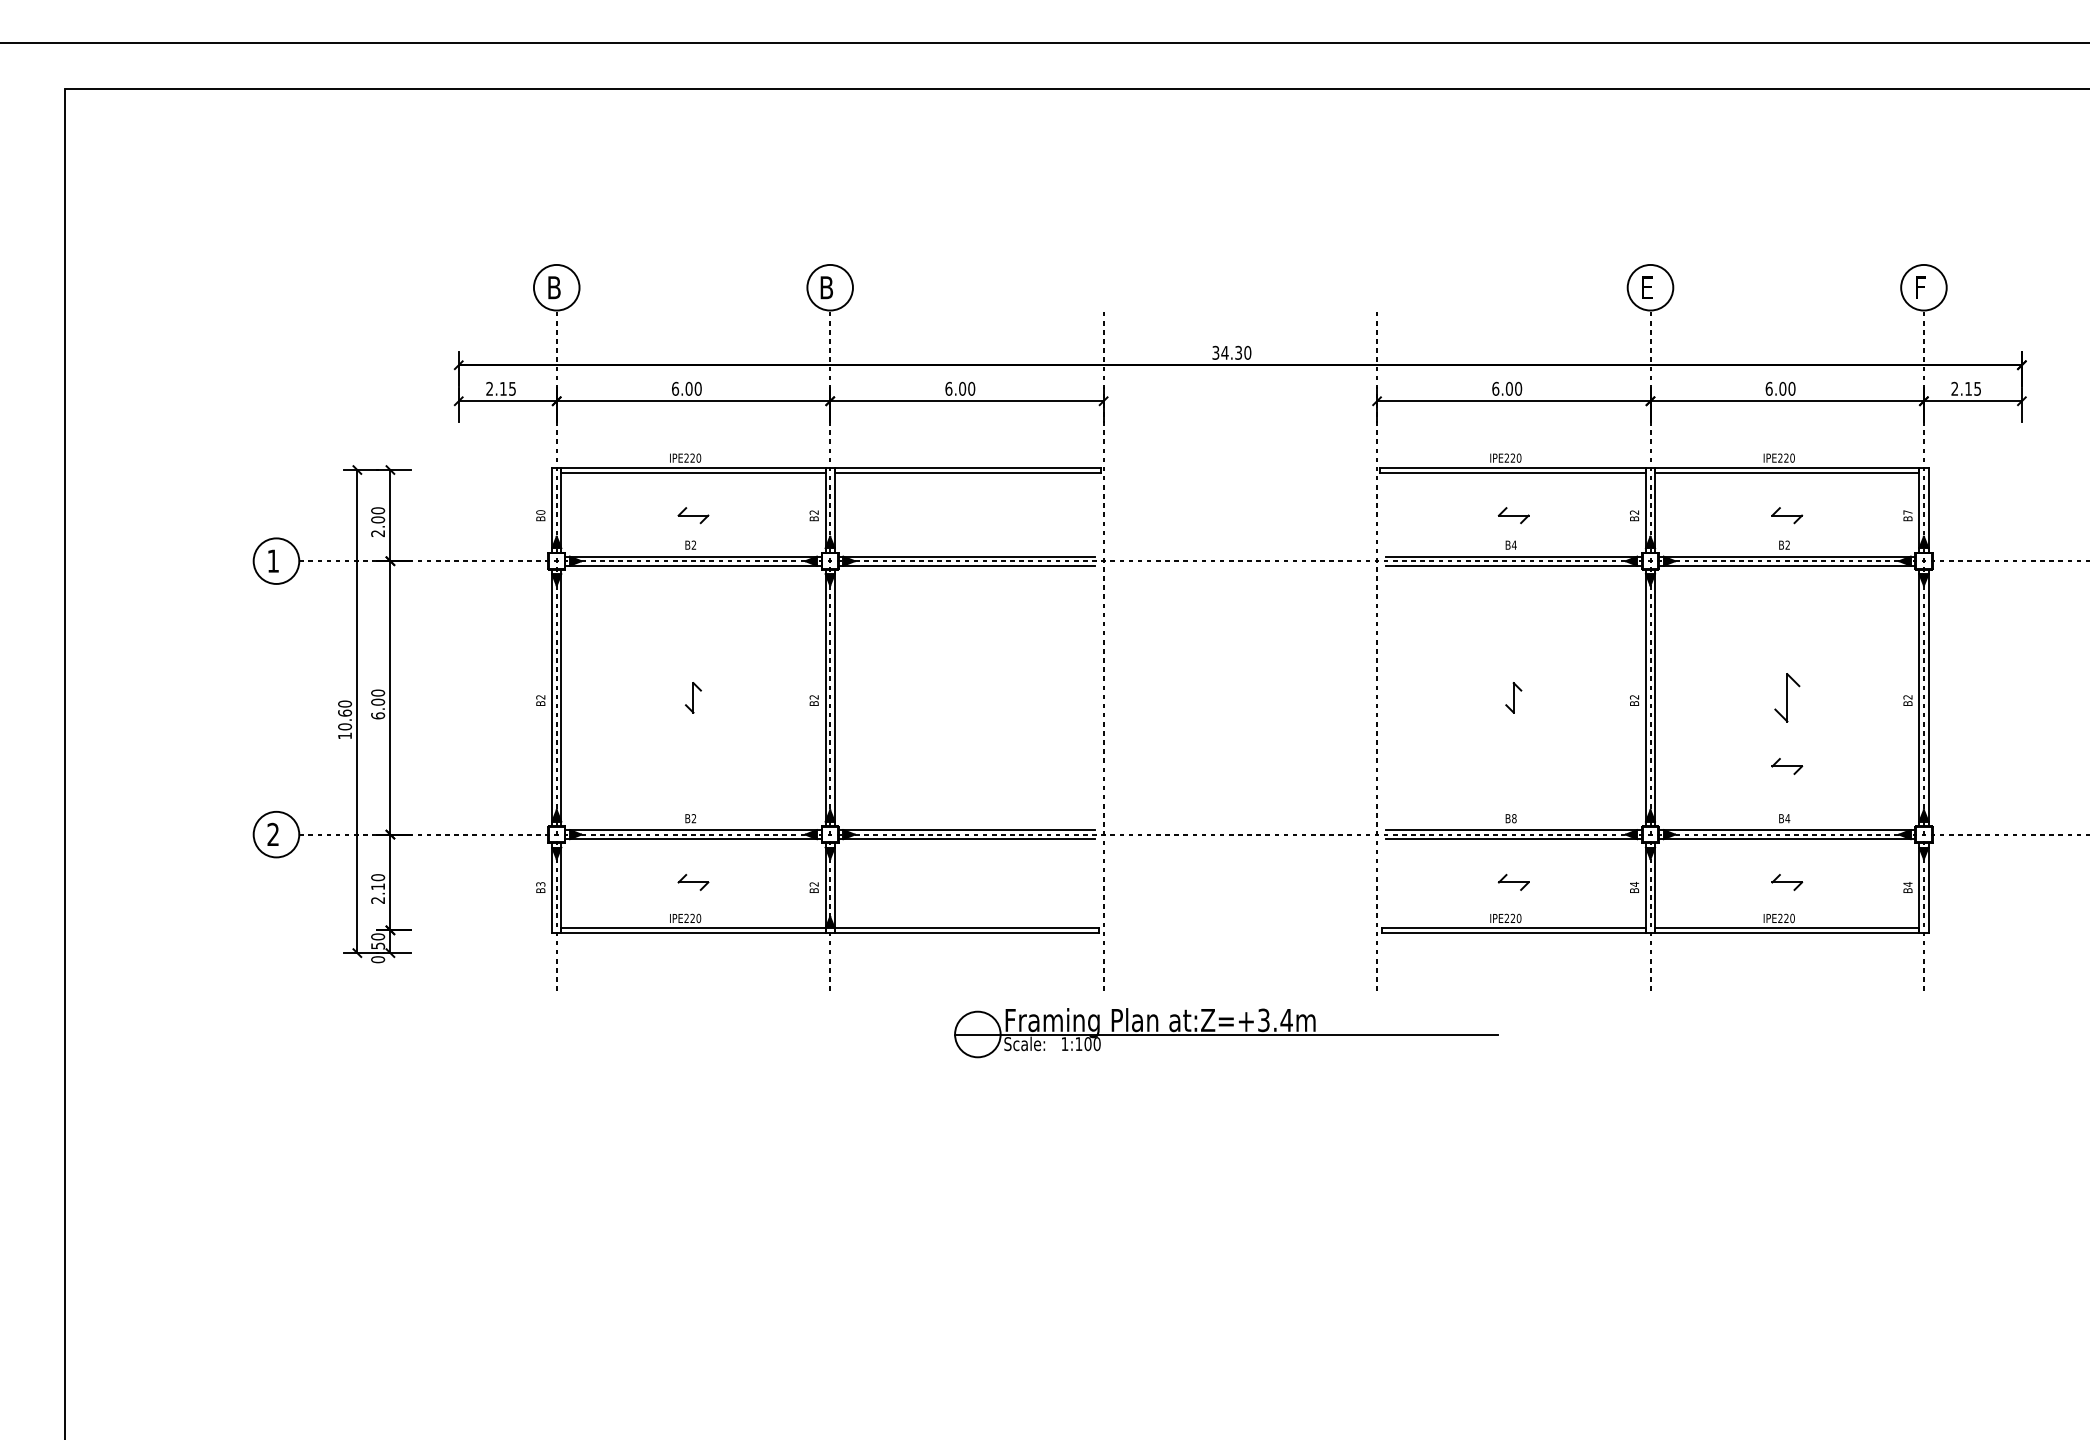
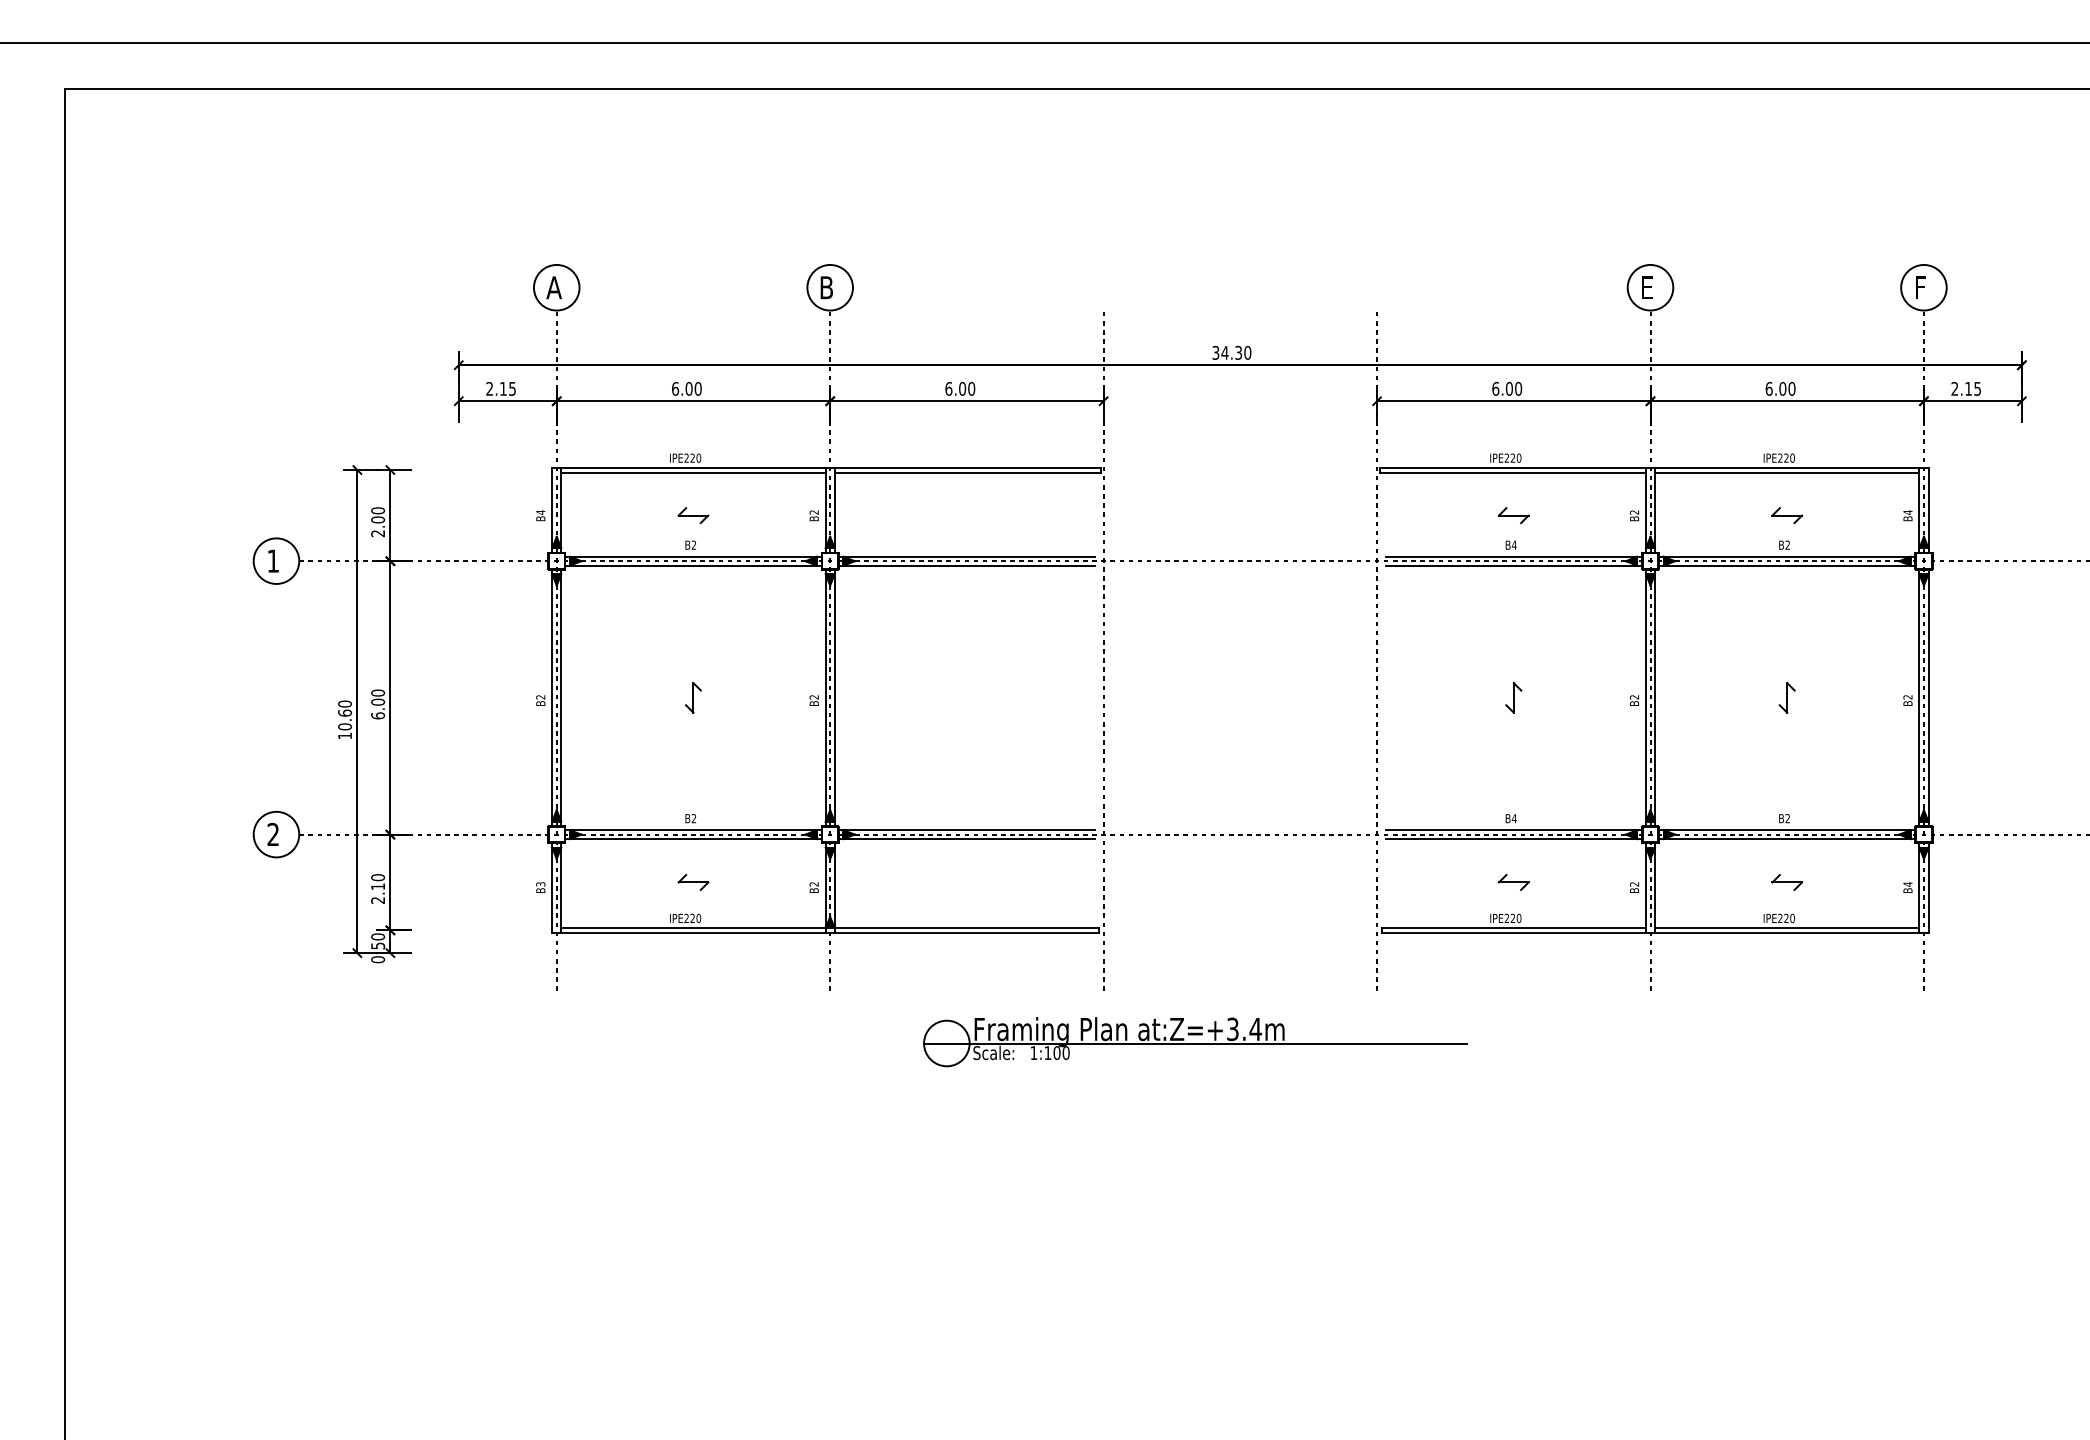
text: B -> A (553, 287)
text: B0 -> B4 (540, 512)
text: B7 -> B4 (1907, 512)
part size: 27x50 px -> 18x32 px (1786, 697)
part: present -> none (1787, 766)
text: B8 -> B4 (1513, 818)
text: B4 -> B2 (1787, 818)
text: B4 -> B2 (1634, 883)
part position: (1226, 1033) -> (1195, 1042) (1195, 1042)
